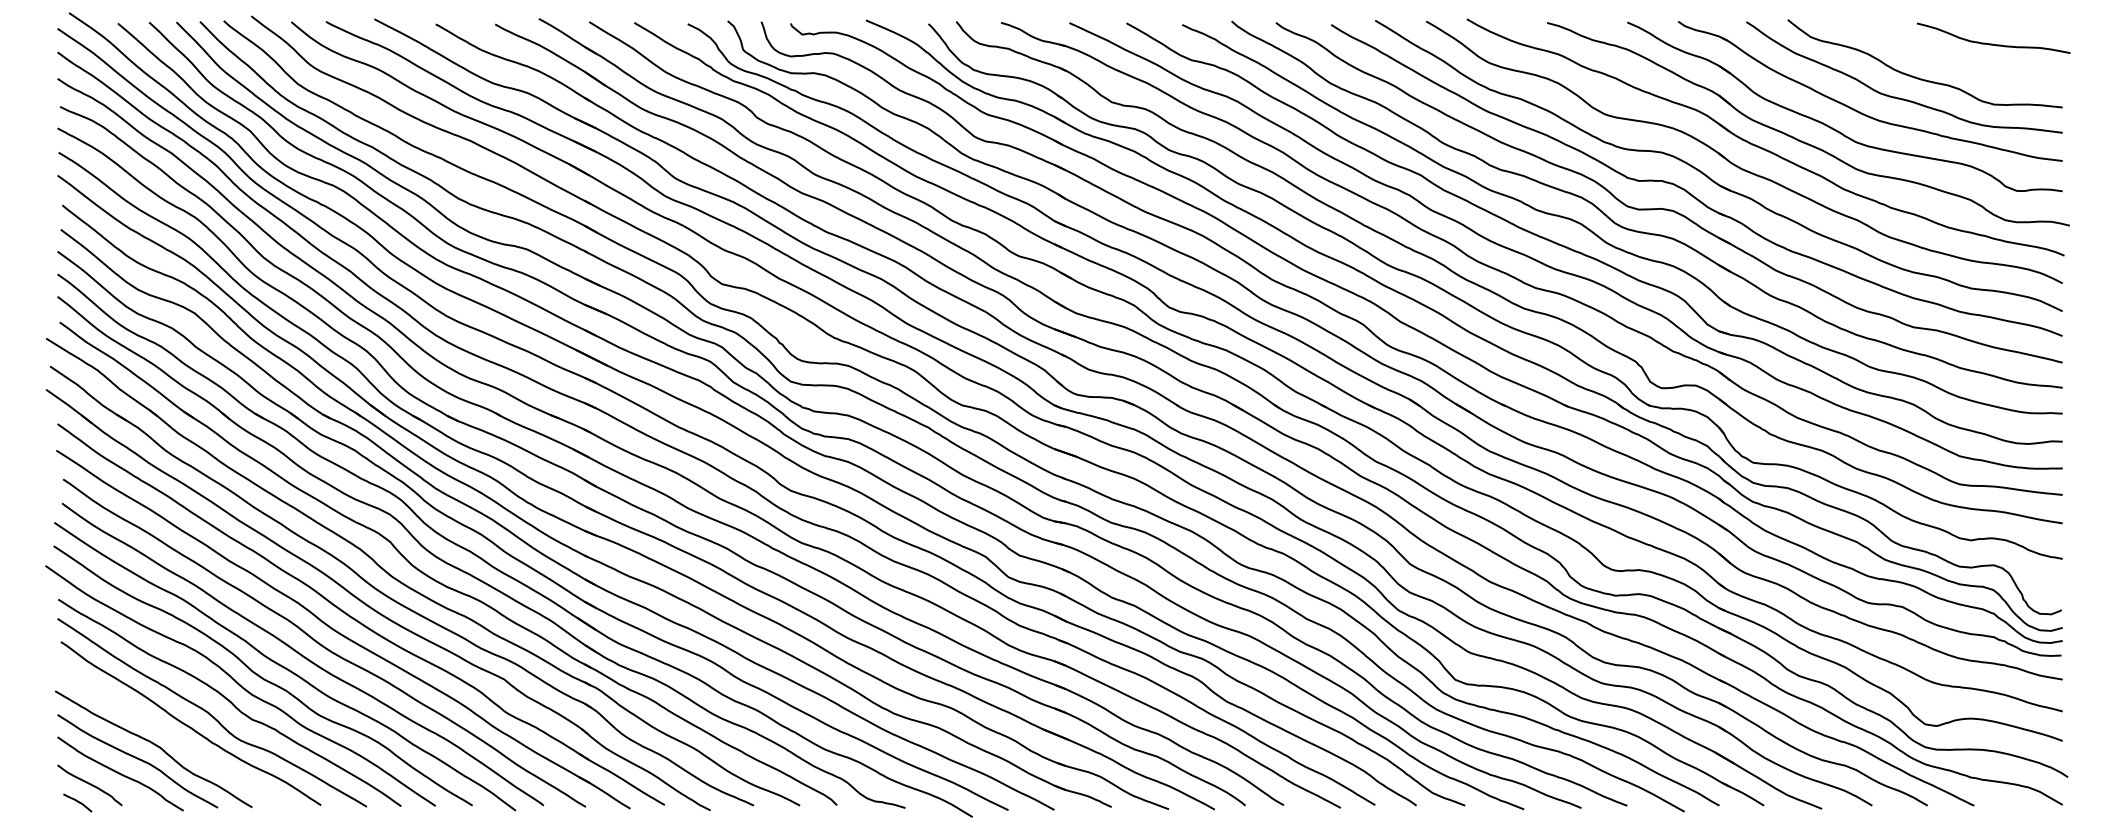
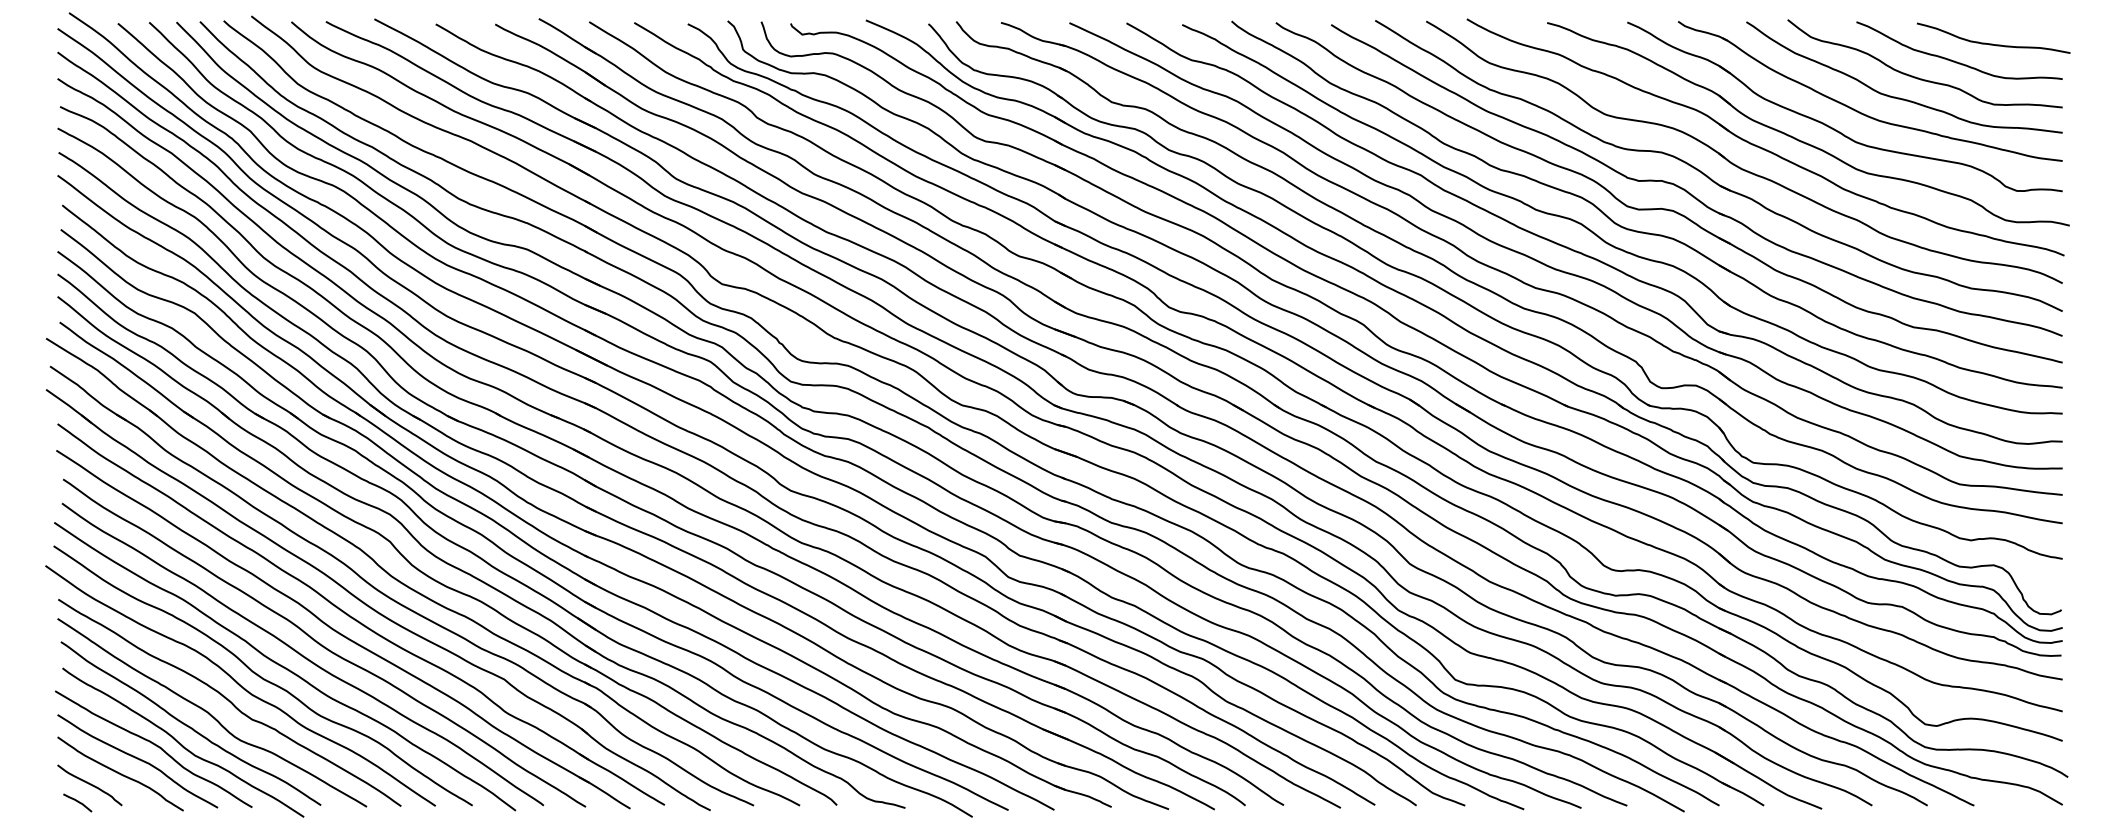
curve: none -> present (1954, 60)
curve: none -> present (181, 743)
